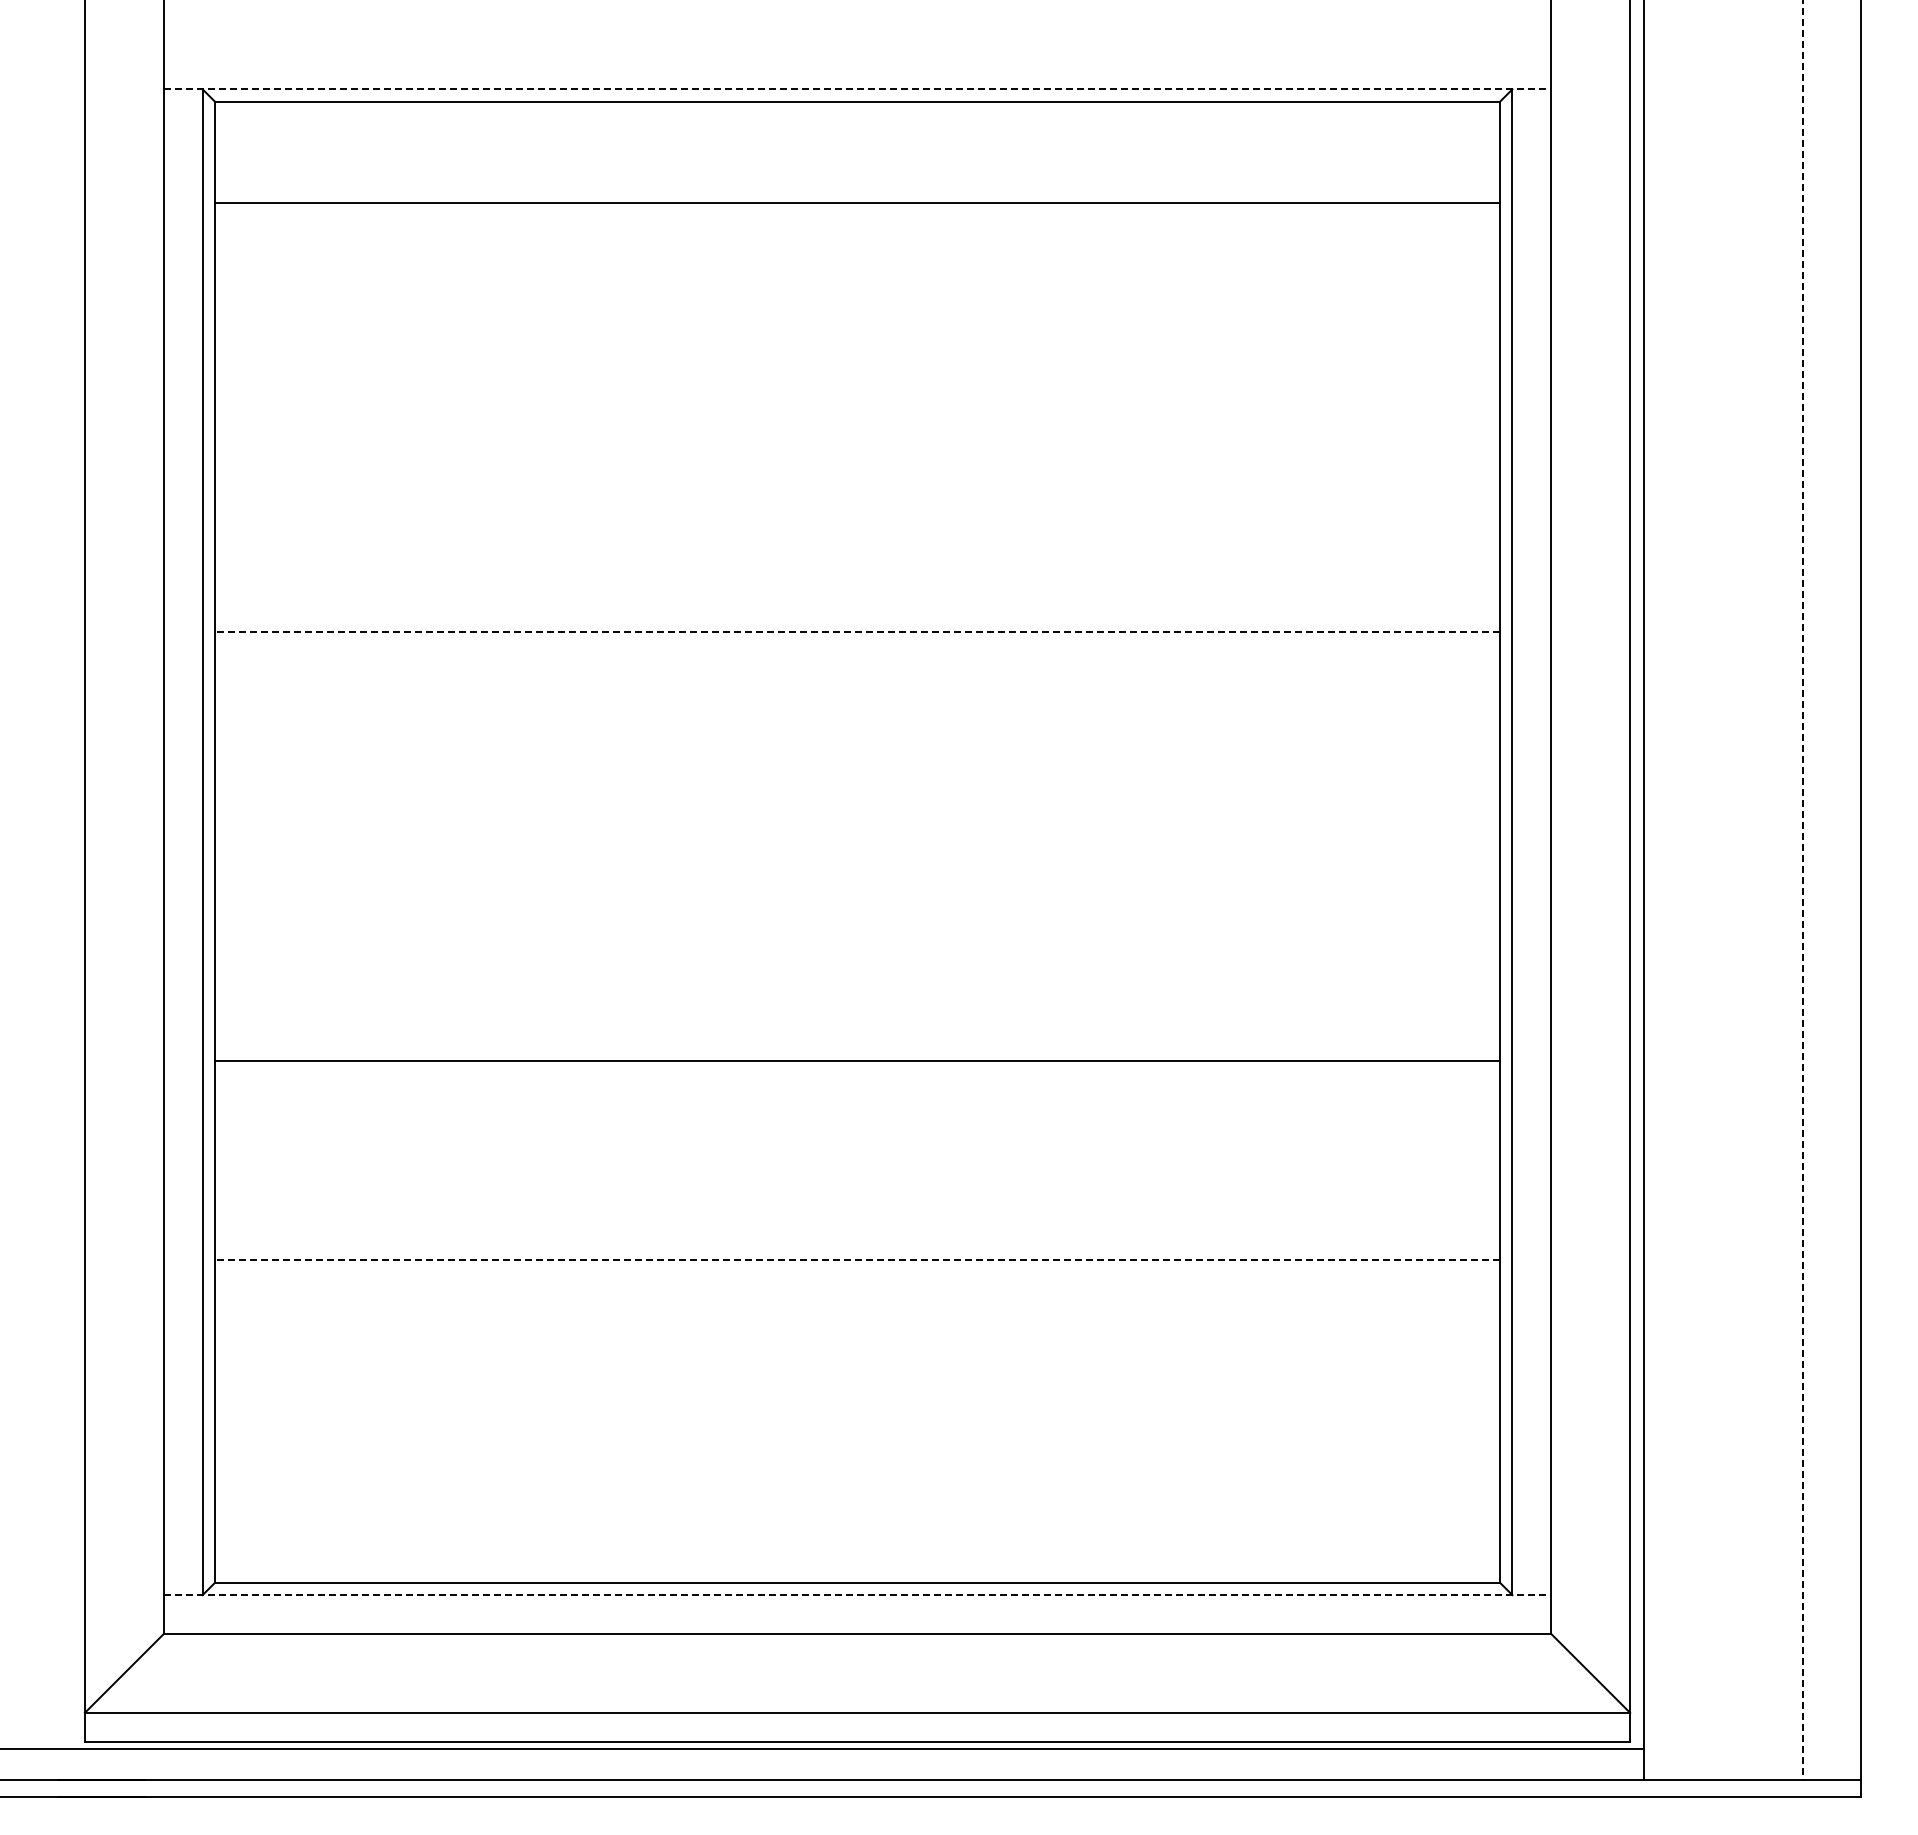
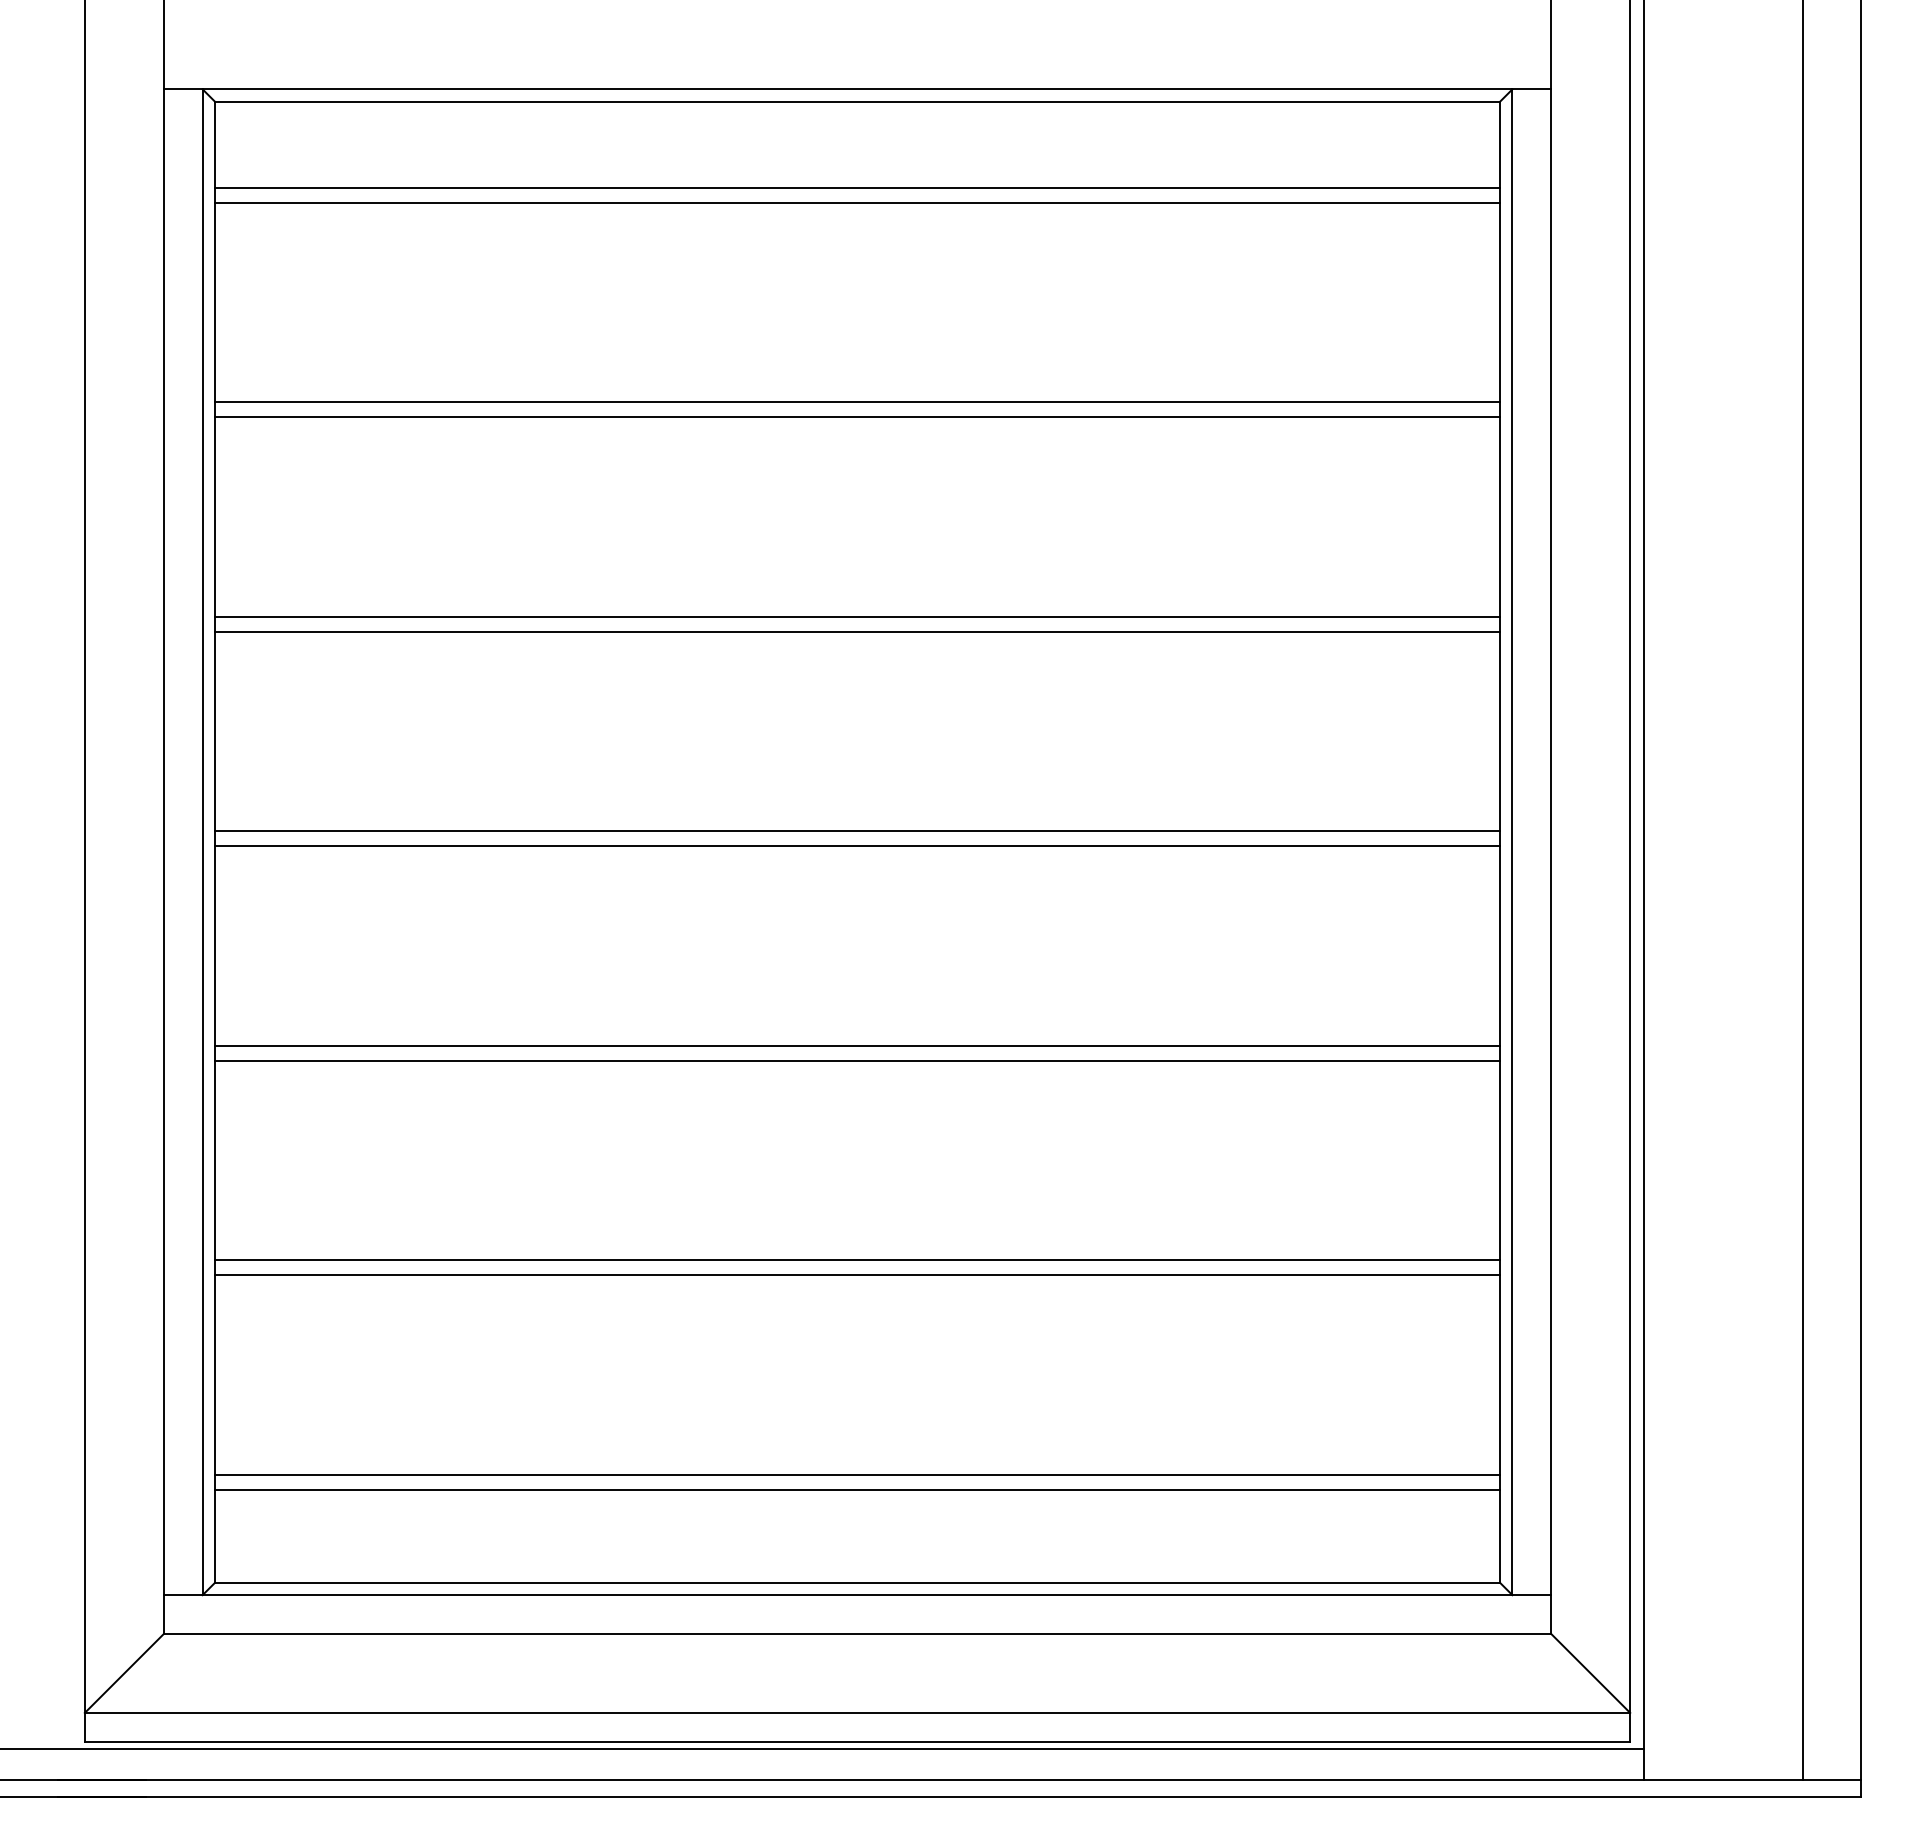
line: dashed -> solid (857, 89)
line: none -> present (857, 187)
line: none -> present (857, 402)
line: none -> present (857, 417)
line: none -> present (857, 616)
line: dashed -> solid (857, 631)
line: none -> present (857, 831)
line: none -> present (857, 846)
line: dashed -> solid (1802, 890)
line: none -> present (857, 1045)
line: dashed -> solid (857, 1260)
line: none -> present (857, 1275)
line: none -> present (857, 1474)
line: none -> present (857, 1489)
line: dashed -> solid (857, 1595)
